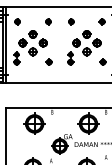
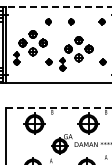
line: solid -> dashed (59, 6)
part: present -> none (17, 21)
part position: (84, 47) -> (76, 53) (76, 53)
line: solid -> dashed (59, 108)
